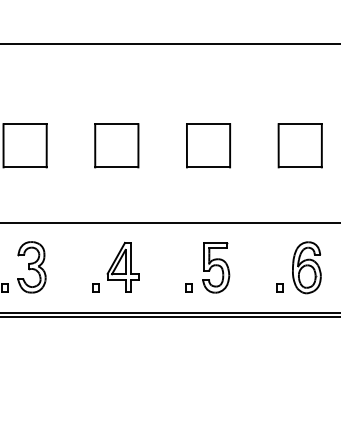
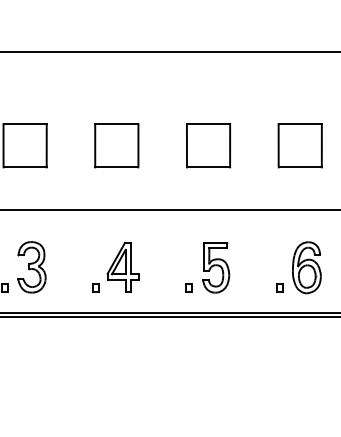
line position: (169, 44) -> (169, 52) (169, 52)
line position: (169, 222) -> (169, 209) (169, 209)
